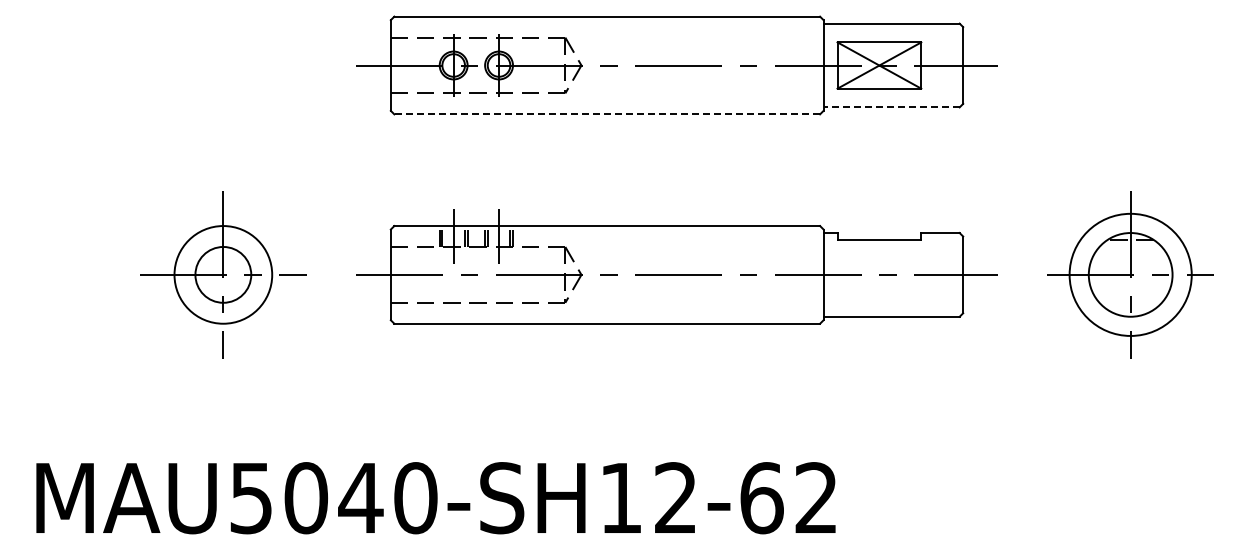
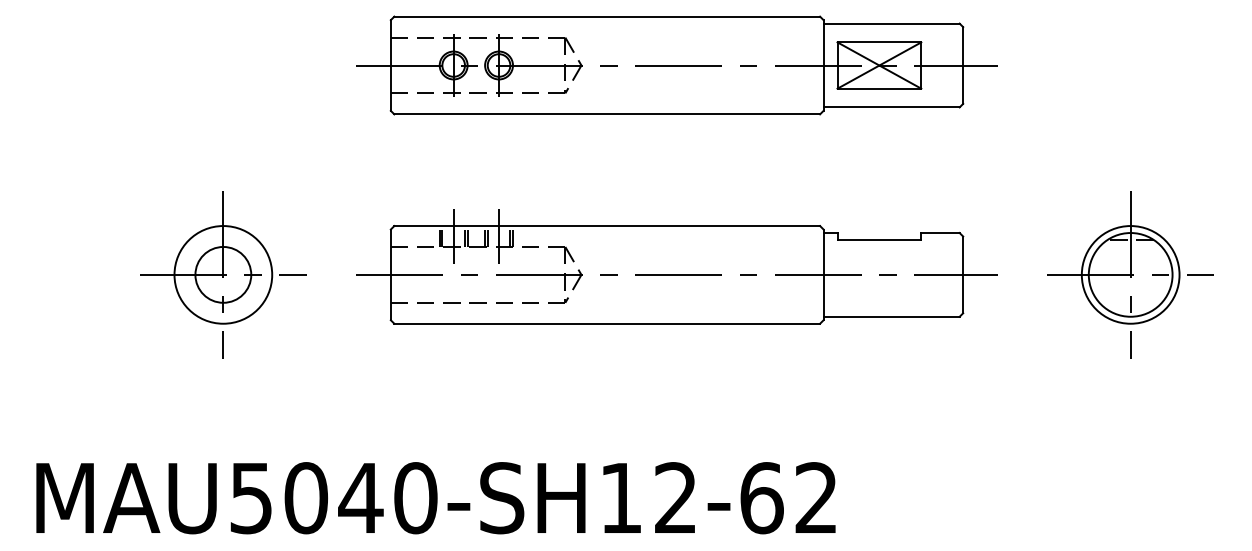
line: dashed -> solid (891, 107)
line: dashed -> solid (607, 114)
circle diameter: 122 px -> 98 px (1130, 274)
